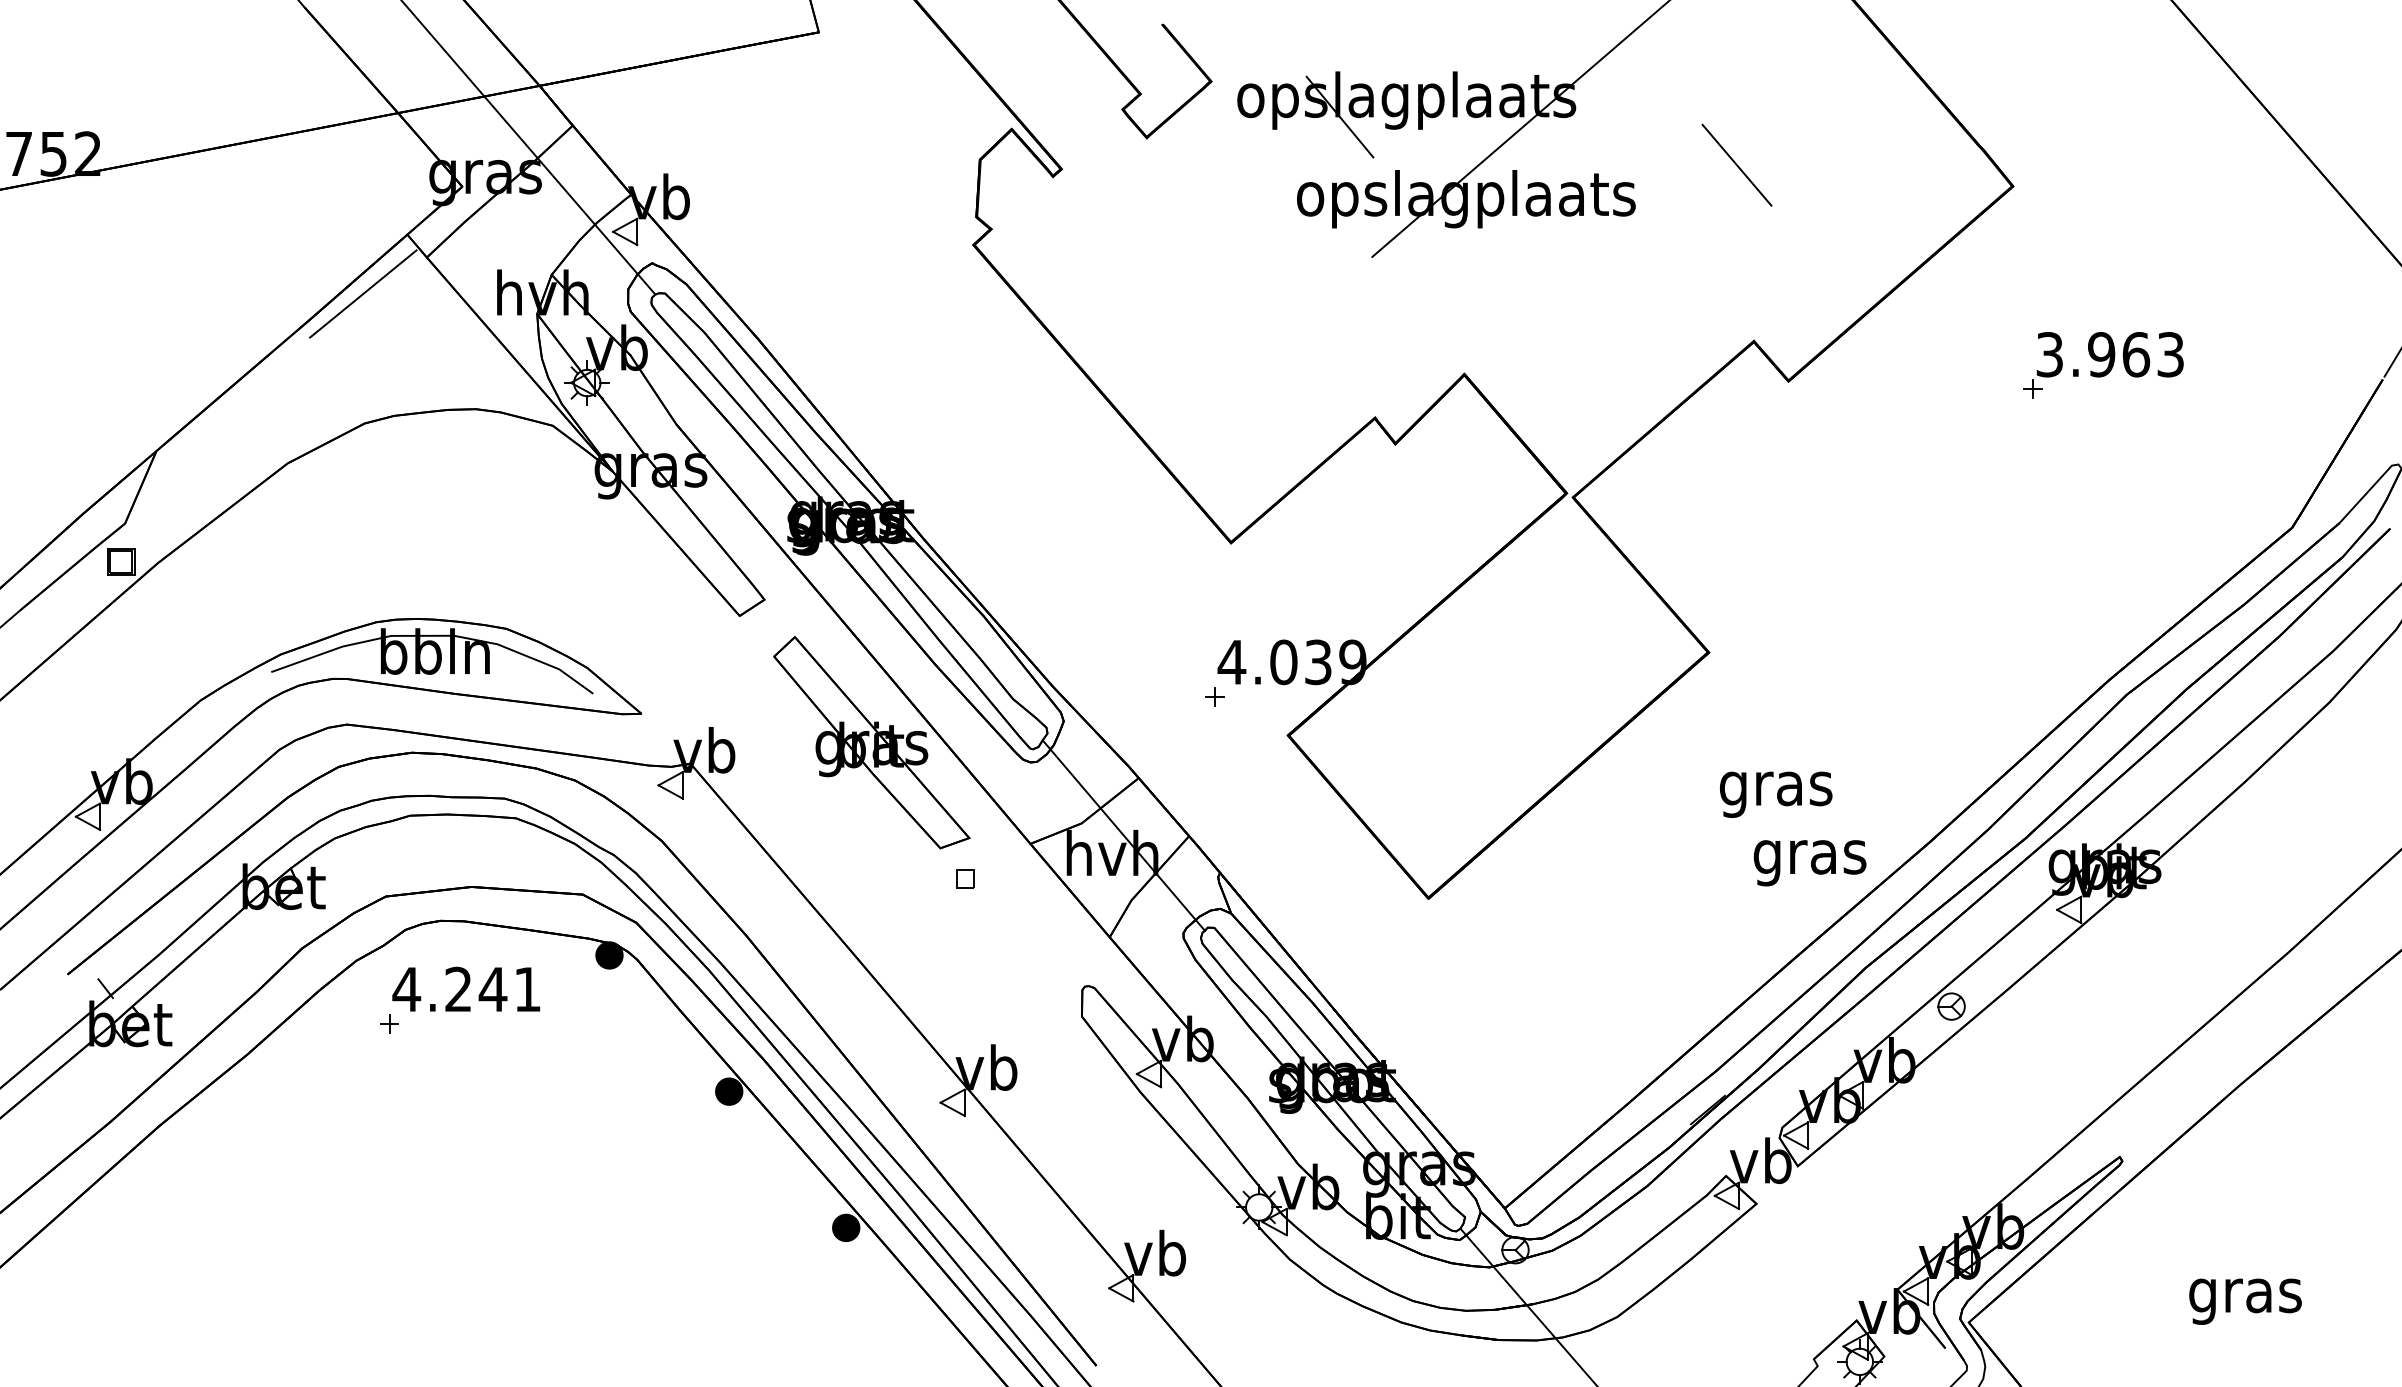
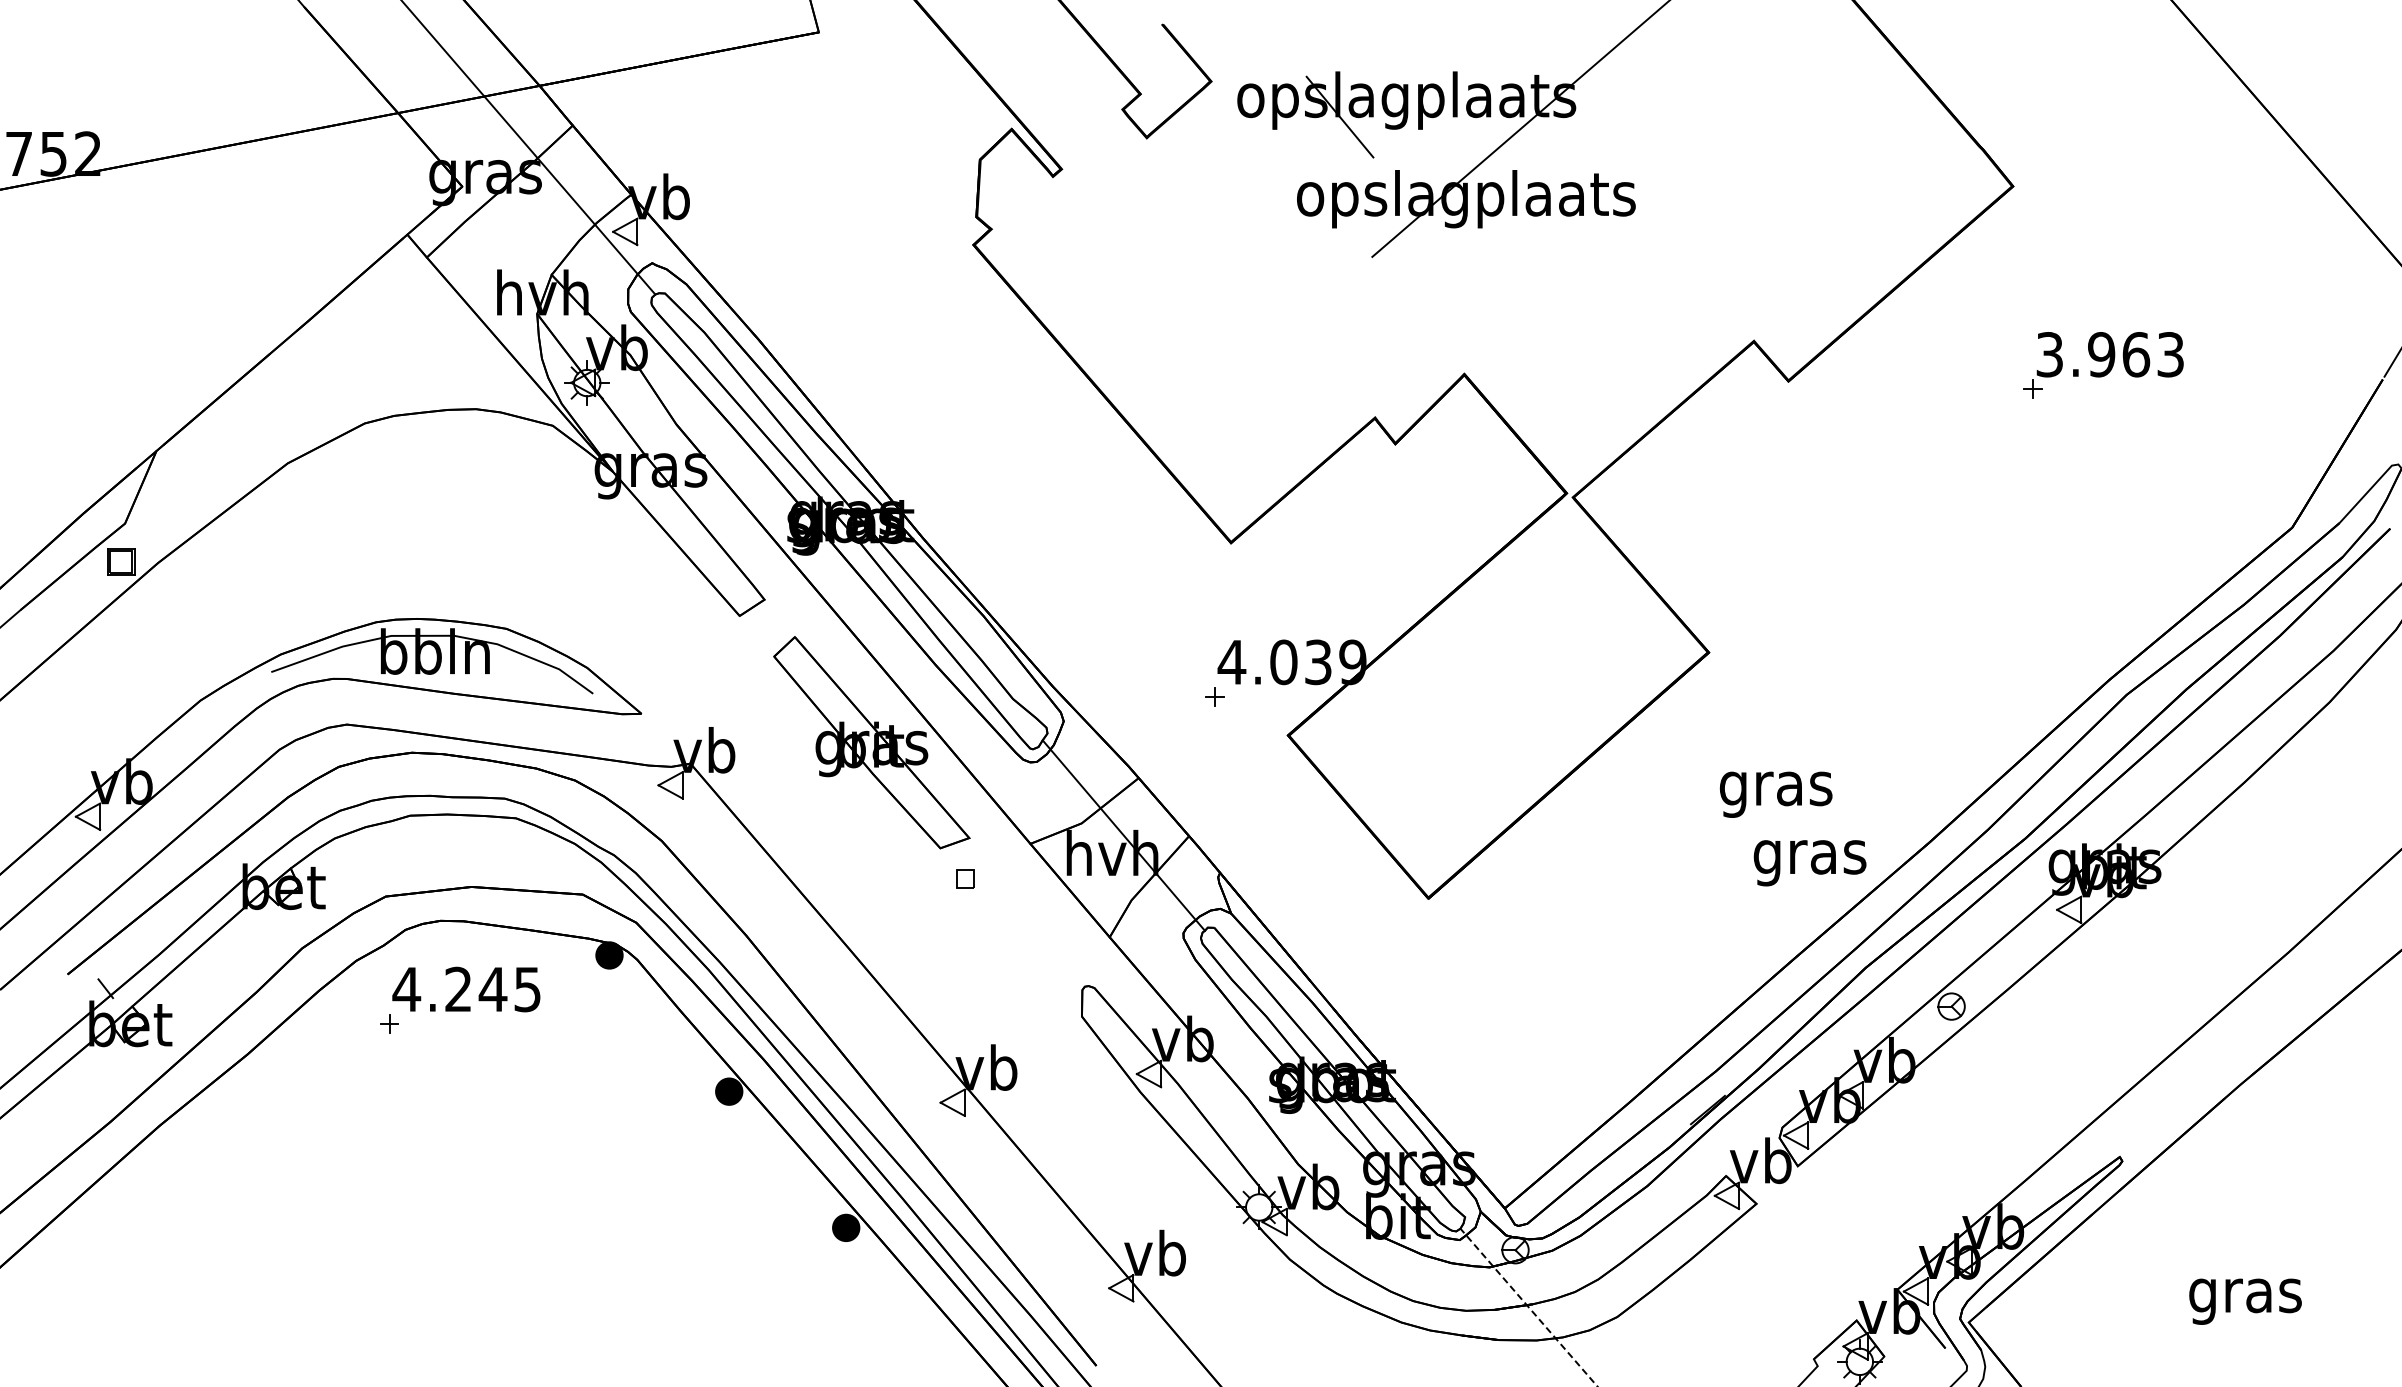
line: present -> none (1736, 164)
line: present -> none (363, 293)
text: 4.241 -> 4.245 (527, 989)
line: solid -> dashed (1528, 1307)
